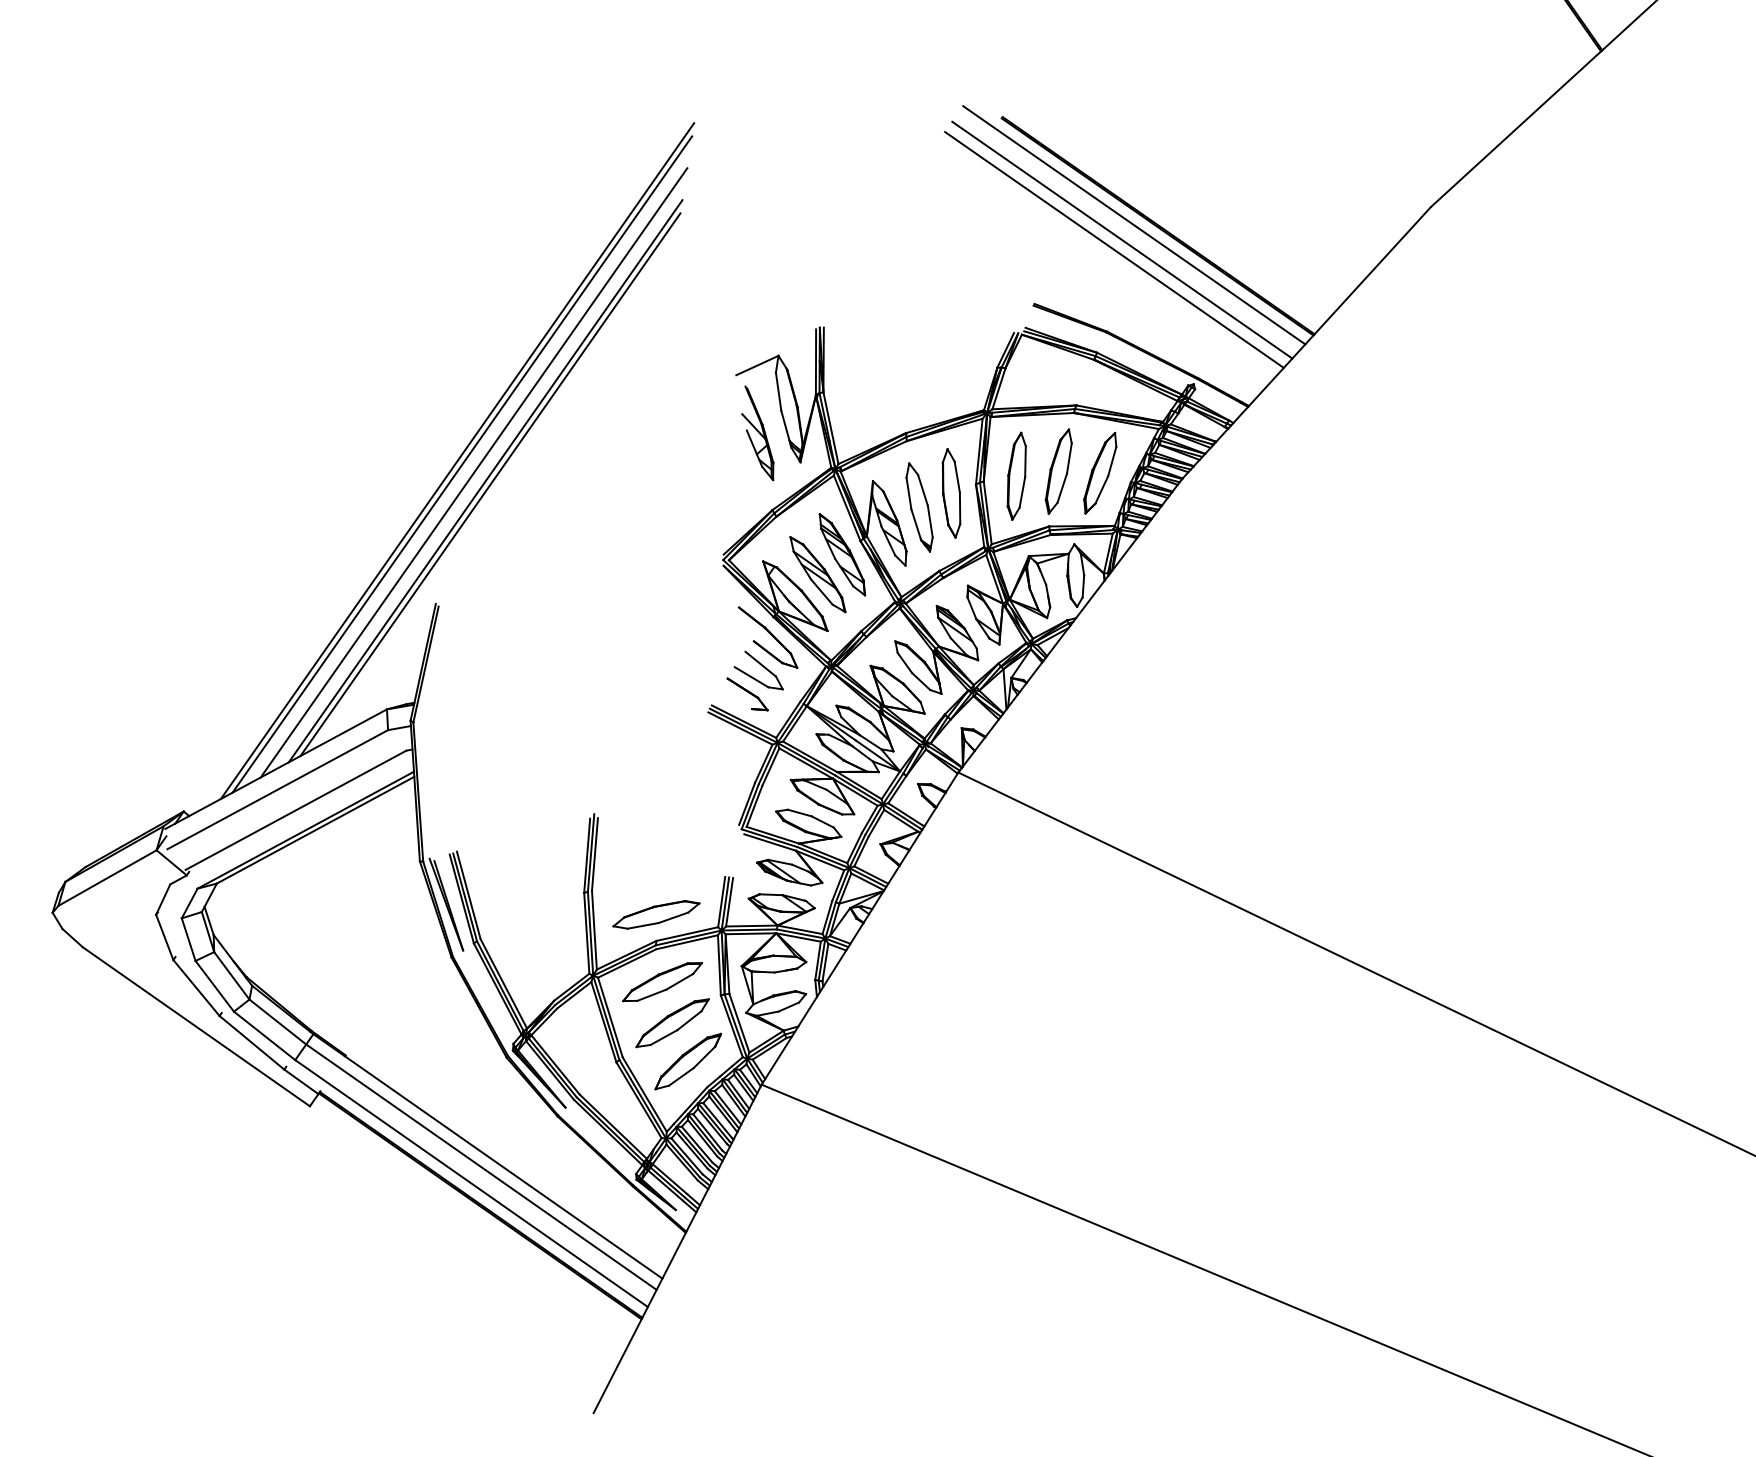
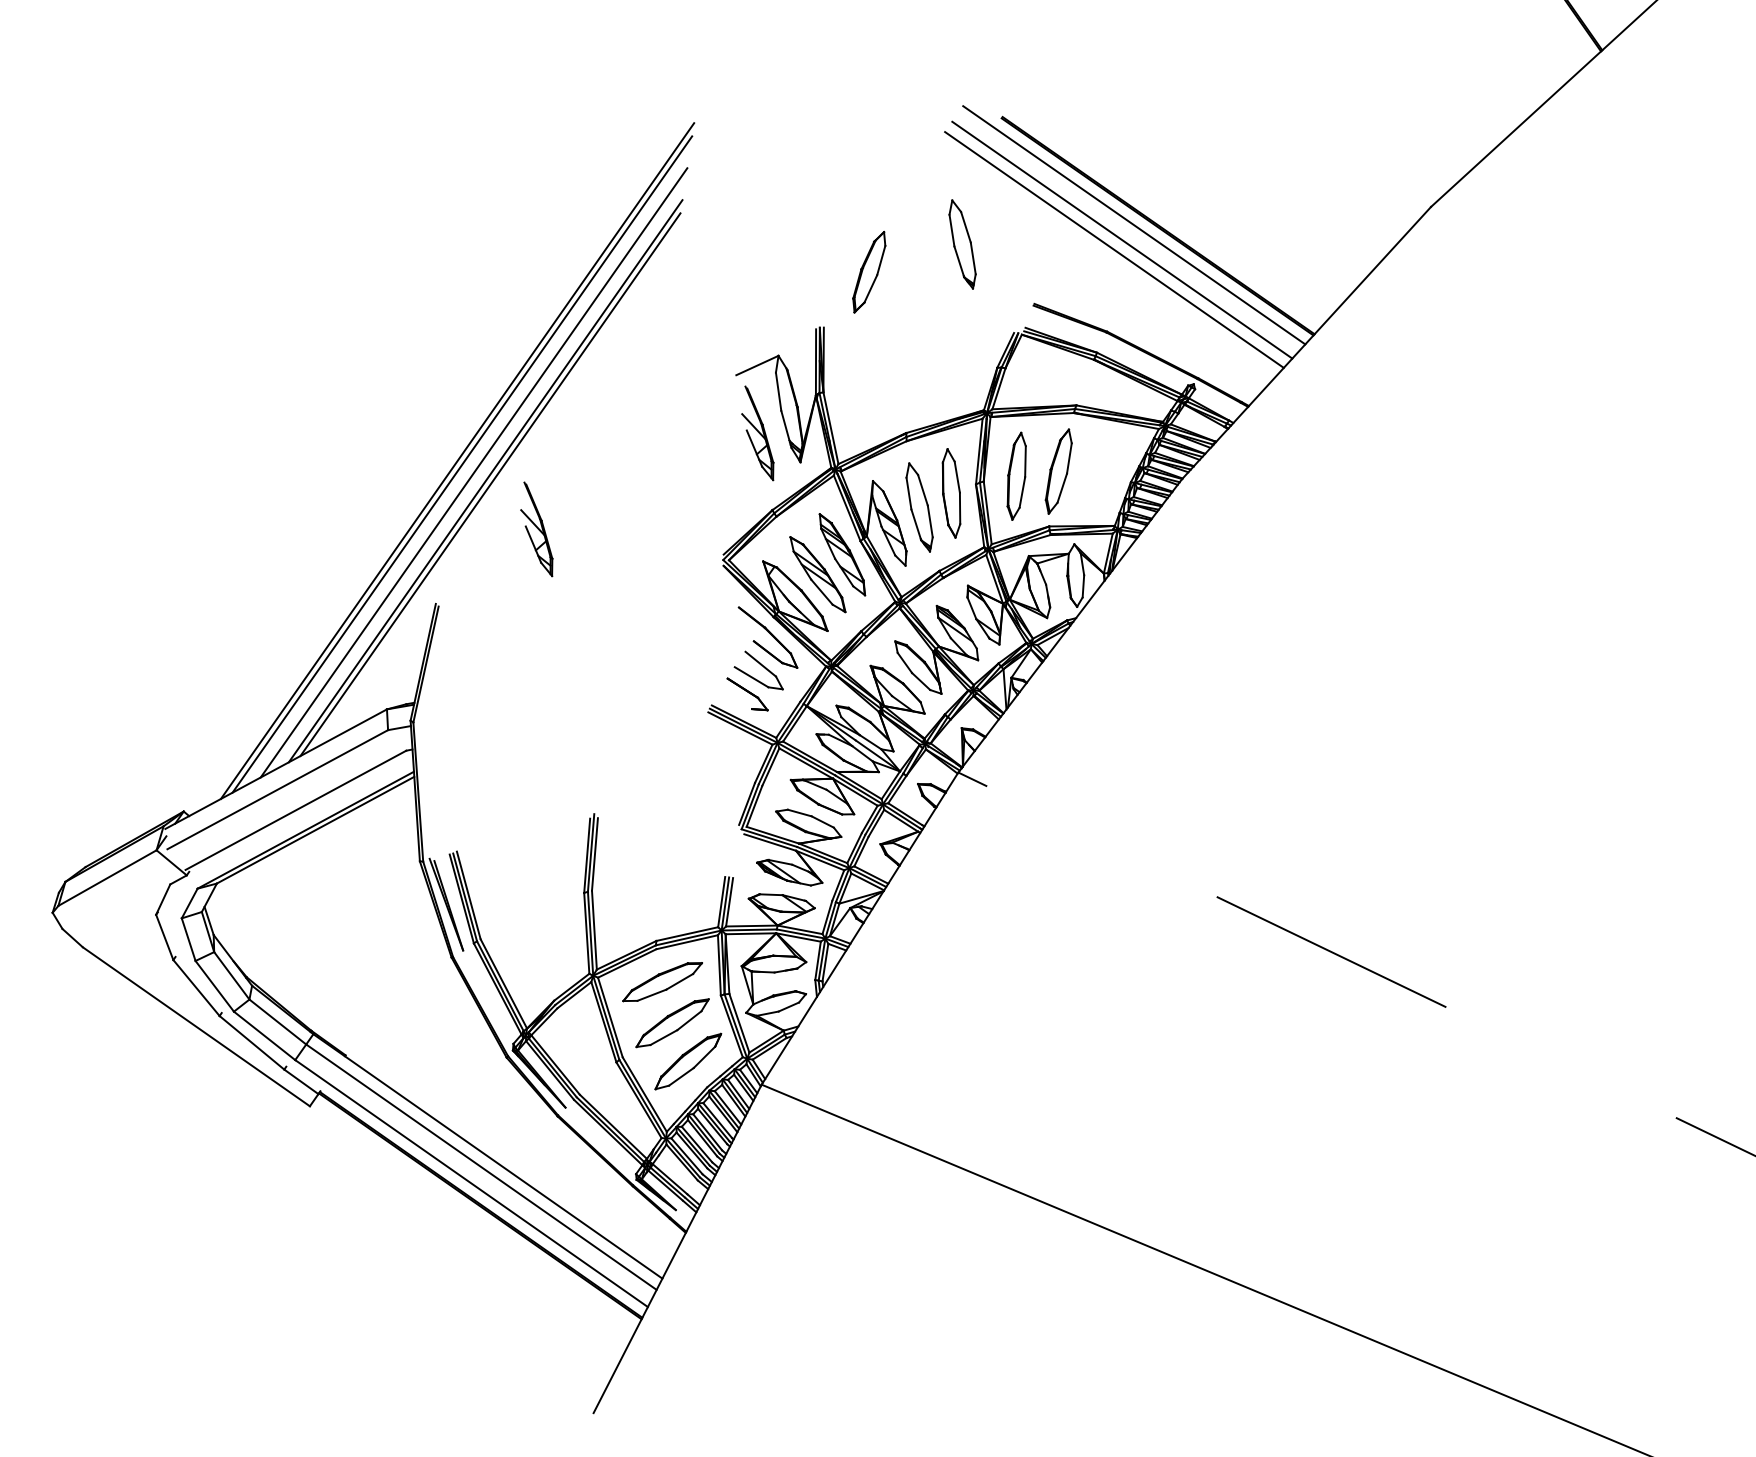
part: none -> present (962, 244)
part position: (1100, 473) -> (869, 272) (869, 272)
part: none -> present (536, 529)
part: present -> none (656, 914)
line: solid -> dashed (1356, 964)
